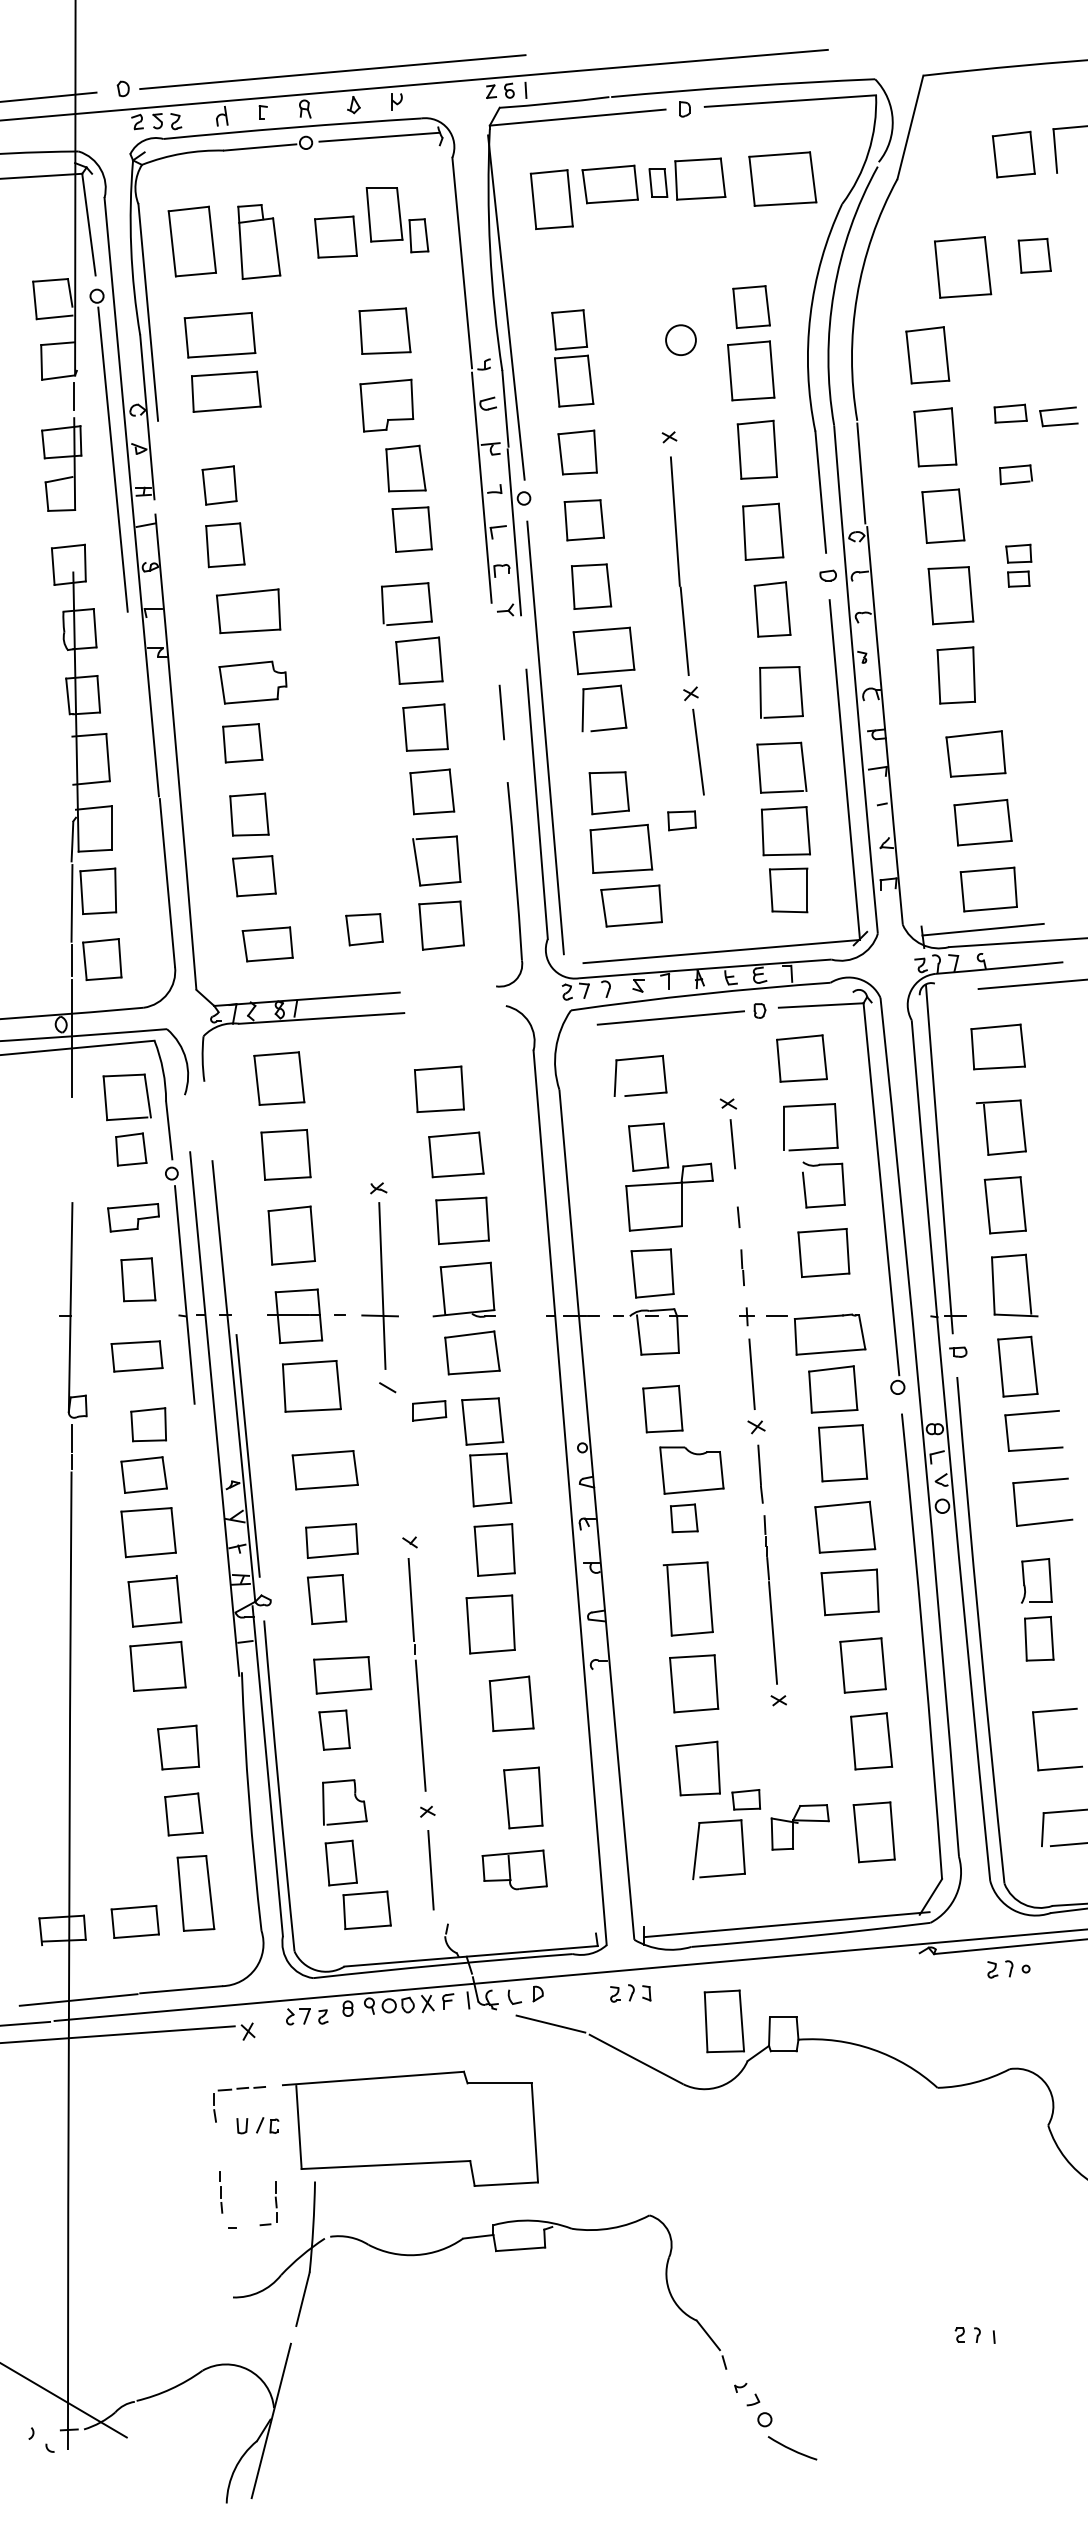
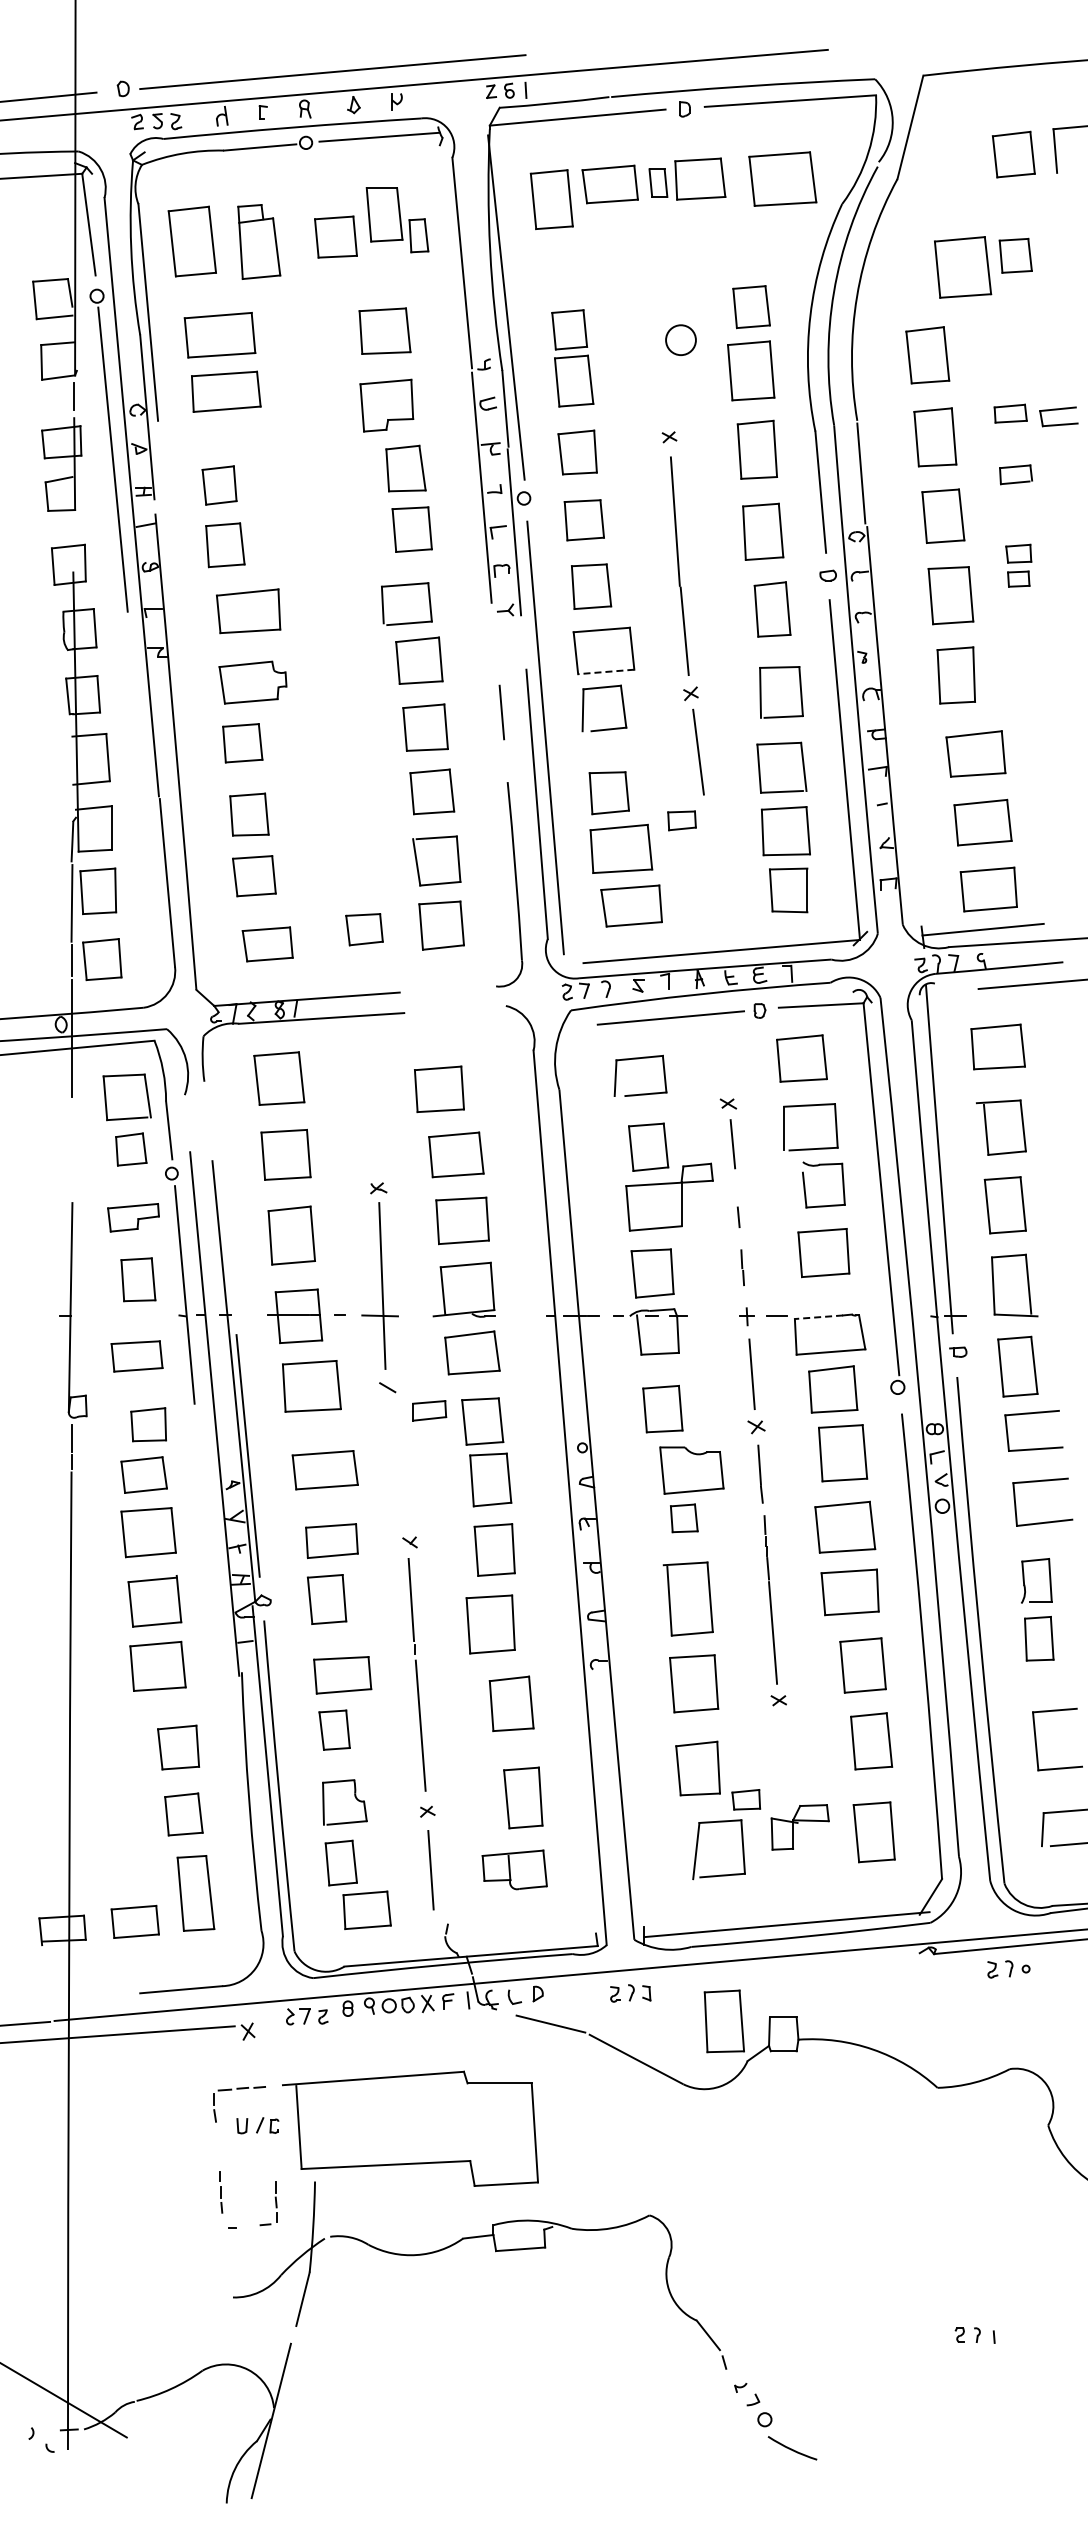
part position: (1034, 255) -> (1015, 255) (1015, 255)
line: solid -> dashed (605, 671)
line: solid -> dashed (818, 1317)
line: present -> none (78, 1999)
